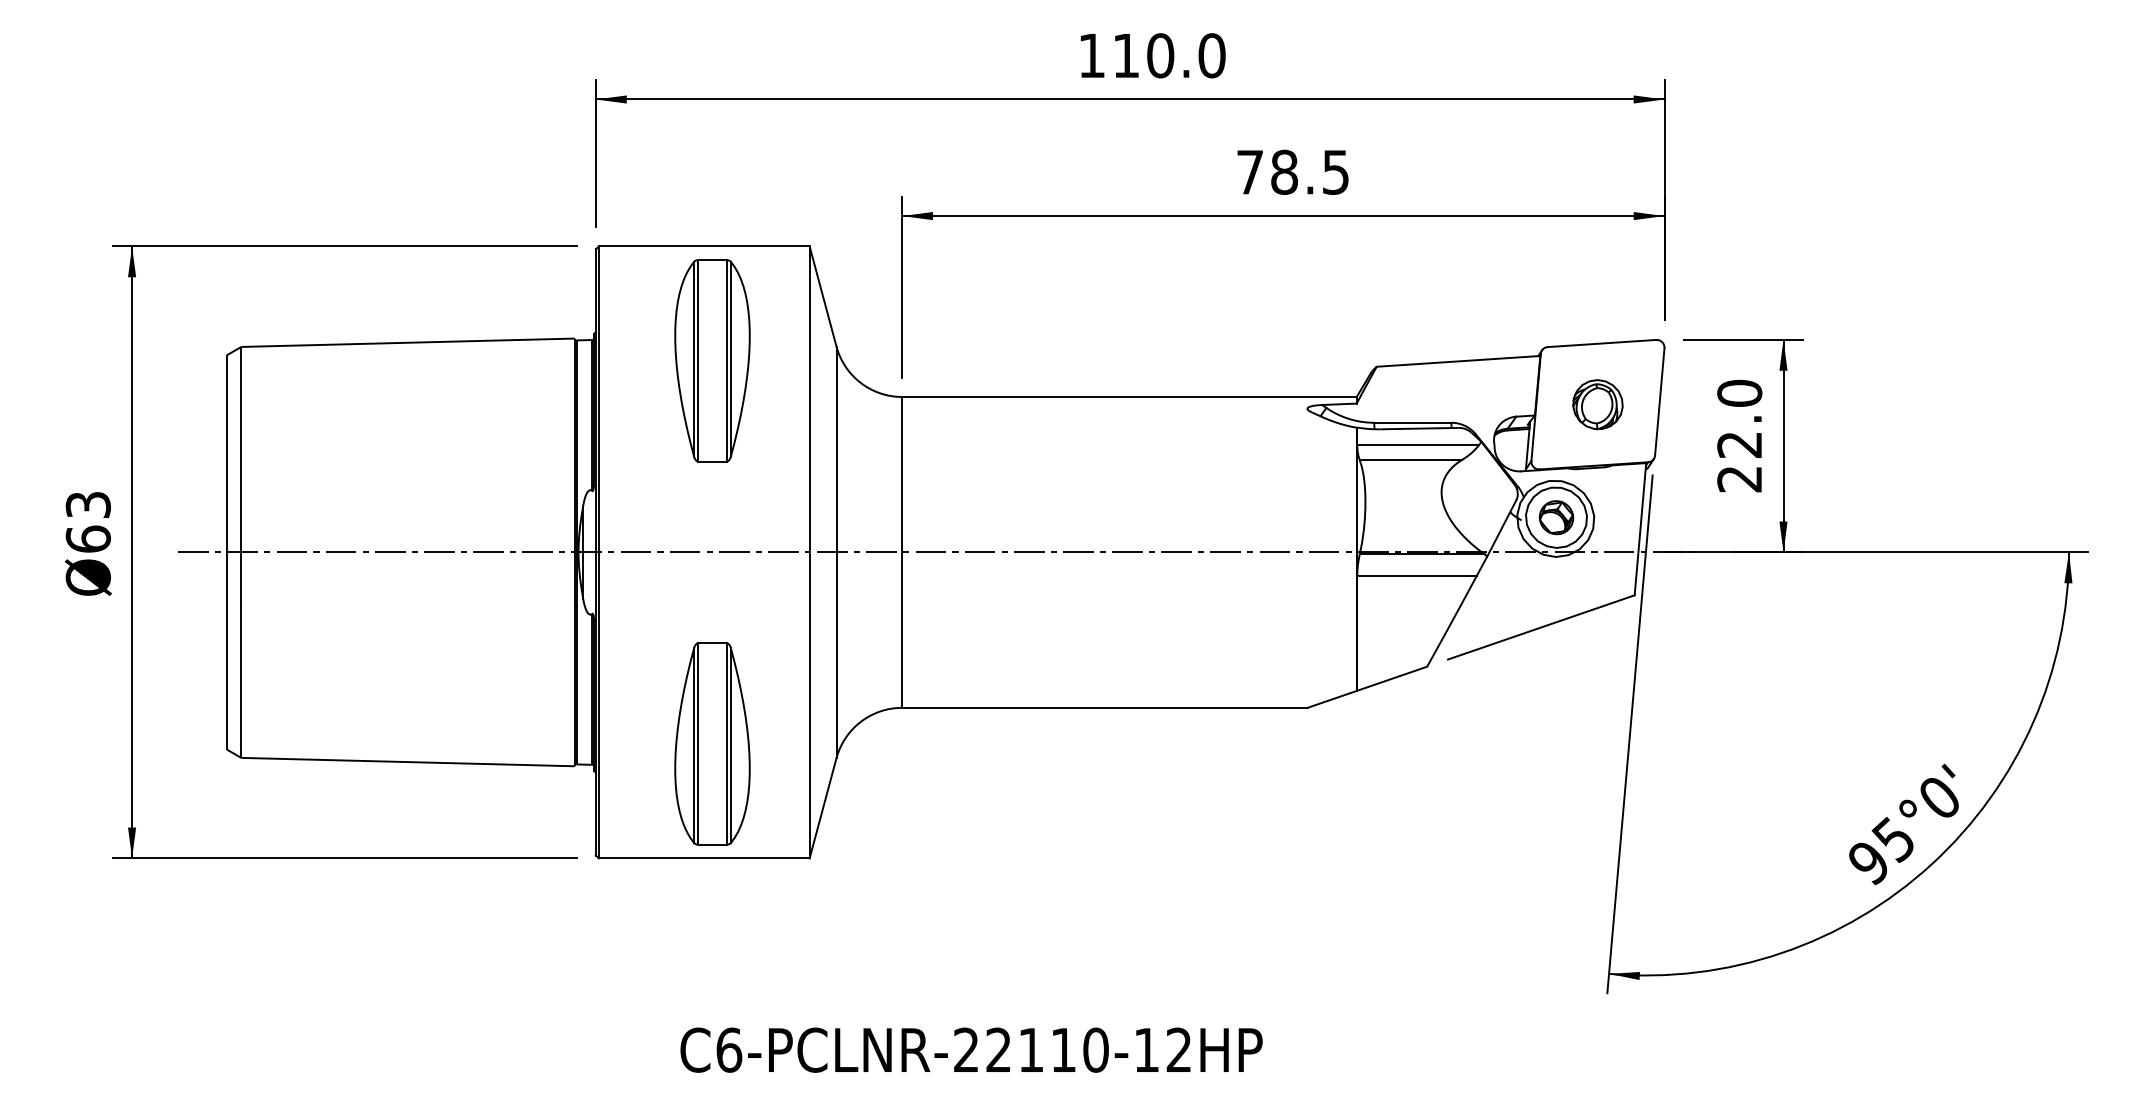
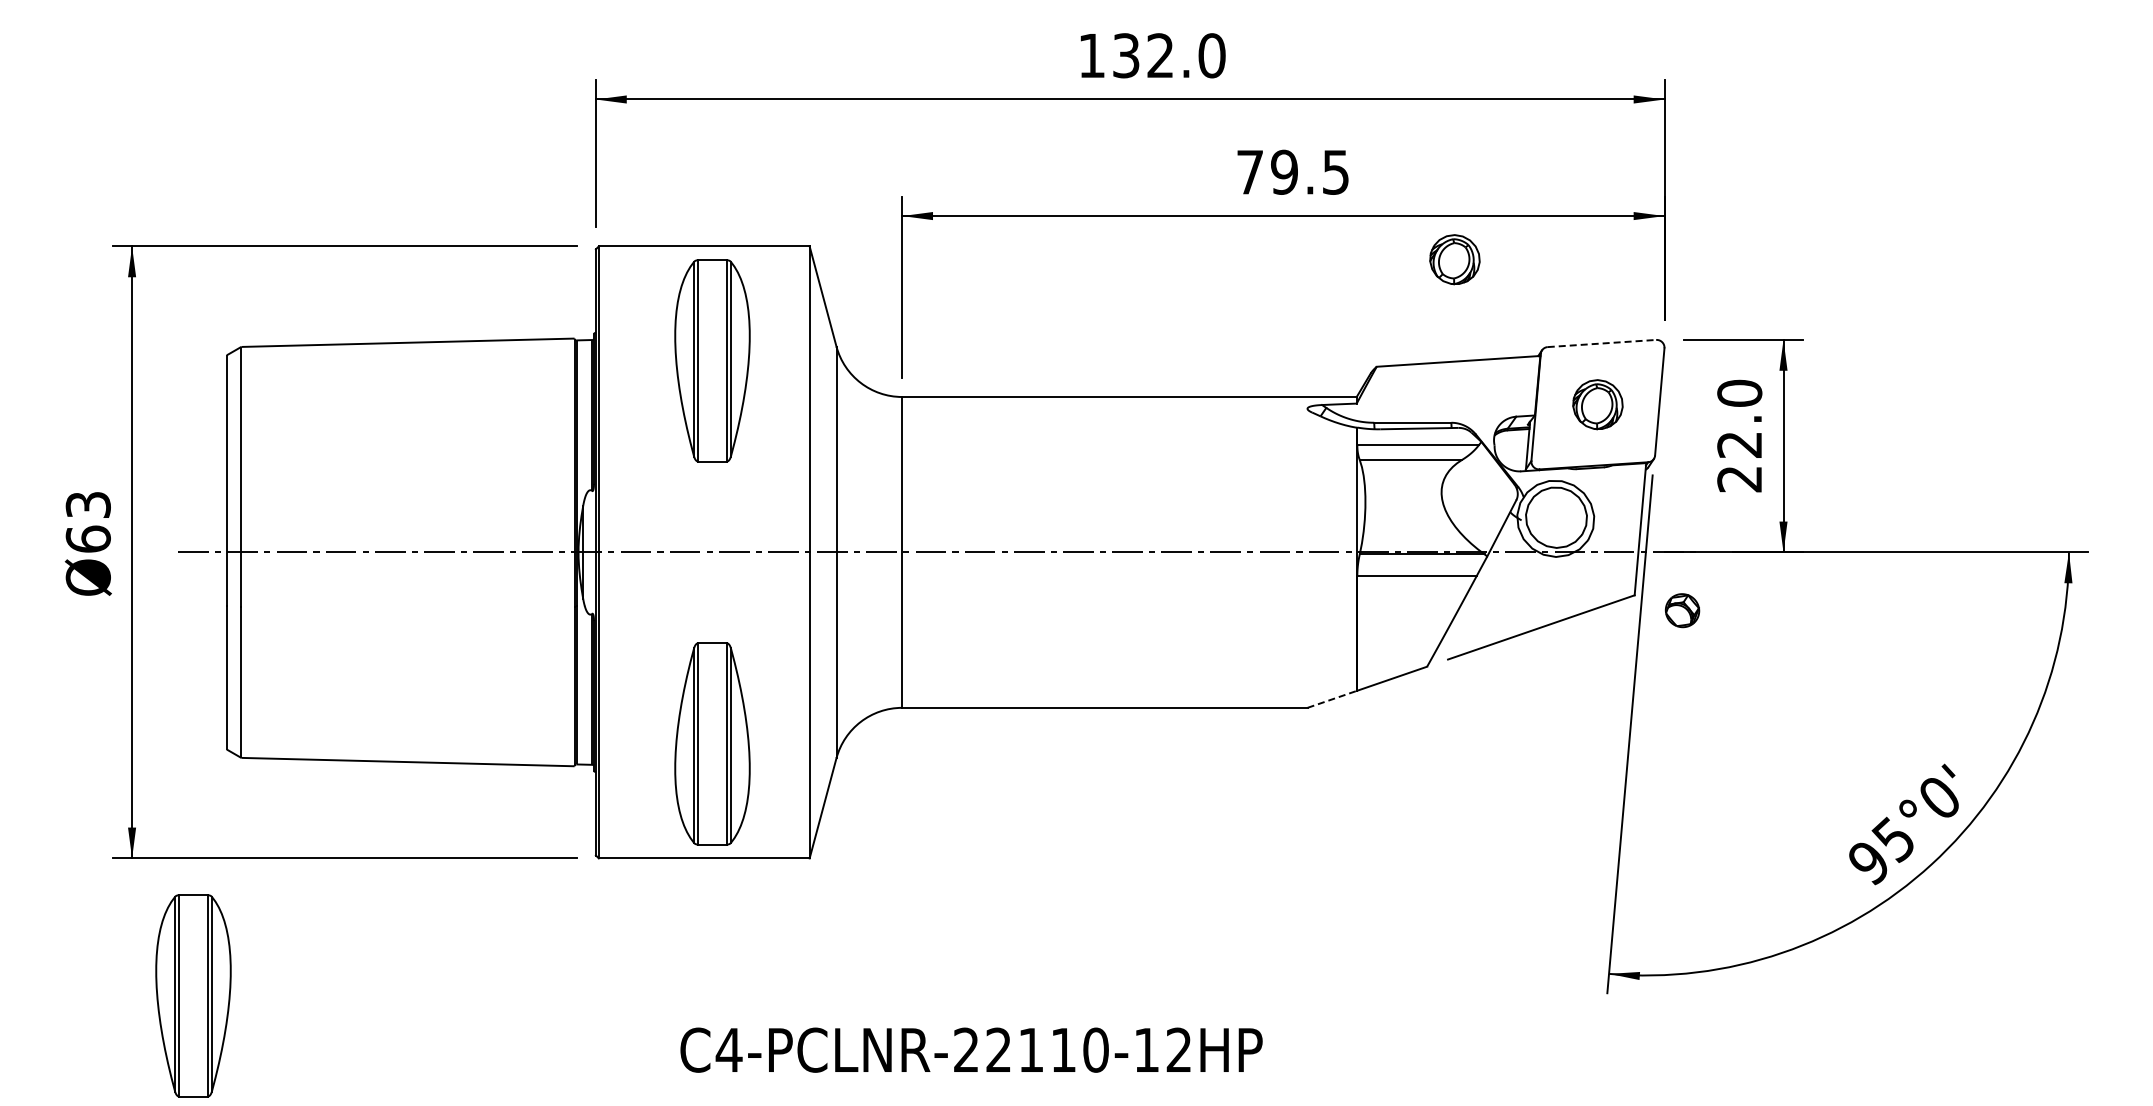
text: 110.0 -> 132.0 (1143, 55)
text: 78.5 -> 79.5 (1284, 171)
part: none -> present (1454, 259)
line: solid -> dashed (1602, 343)
part position: (1556, 517) -> (1682, 610) (1682, 610)
line: solid -> dashed (1331, 699)
part: none -> present (193, 995)
text: C6-PCLNR-22110-12HP -> C4-PCLNR-22110-12HP (728, 1049)
